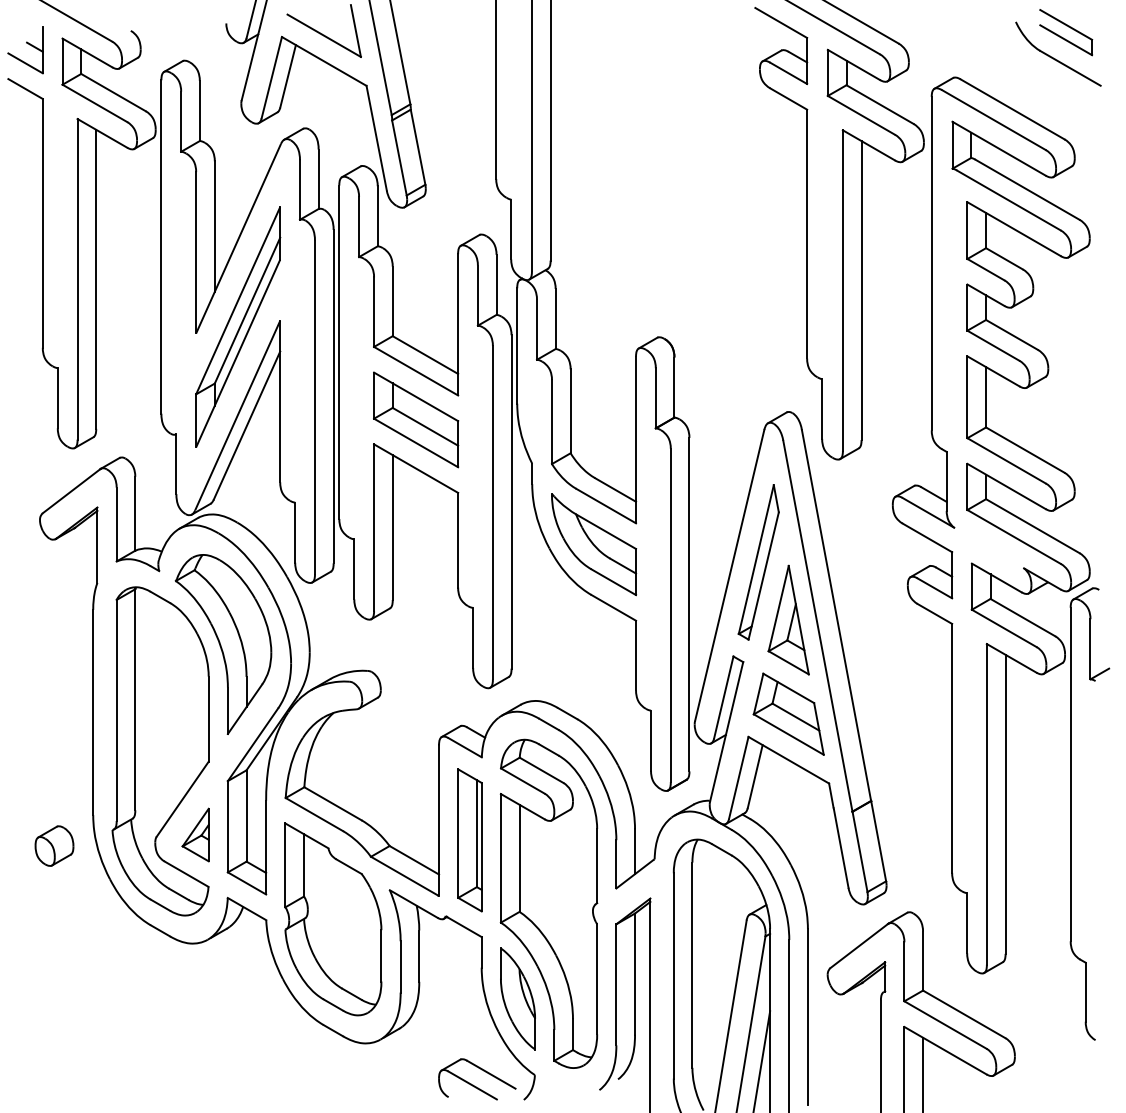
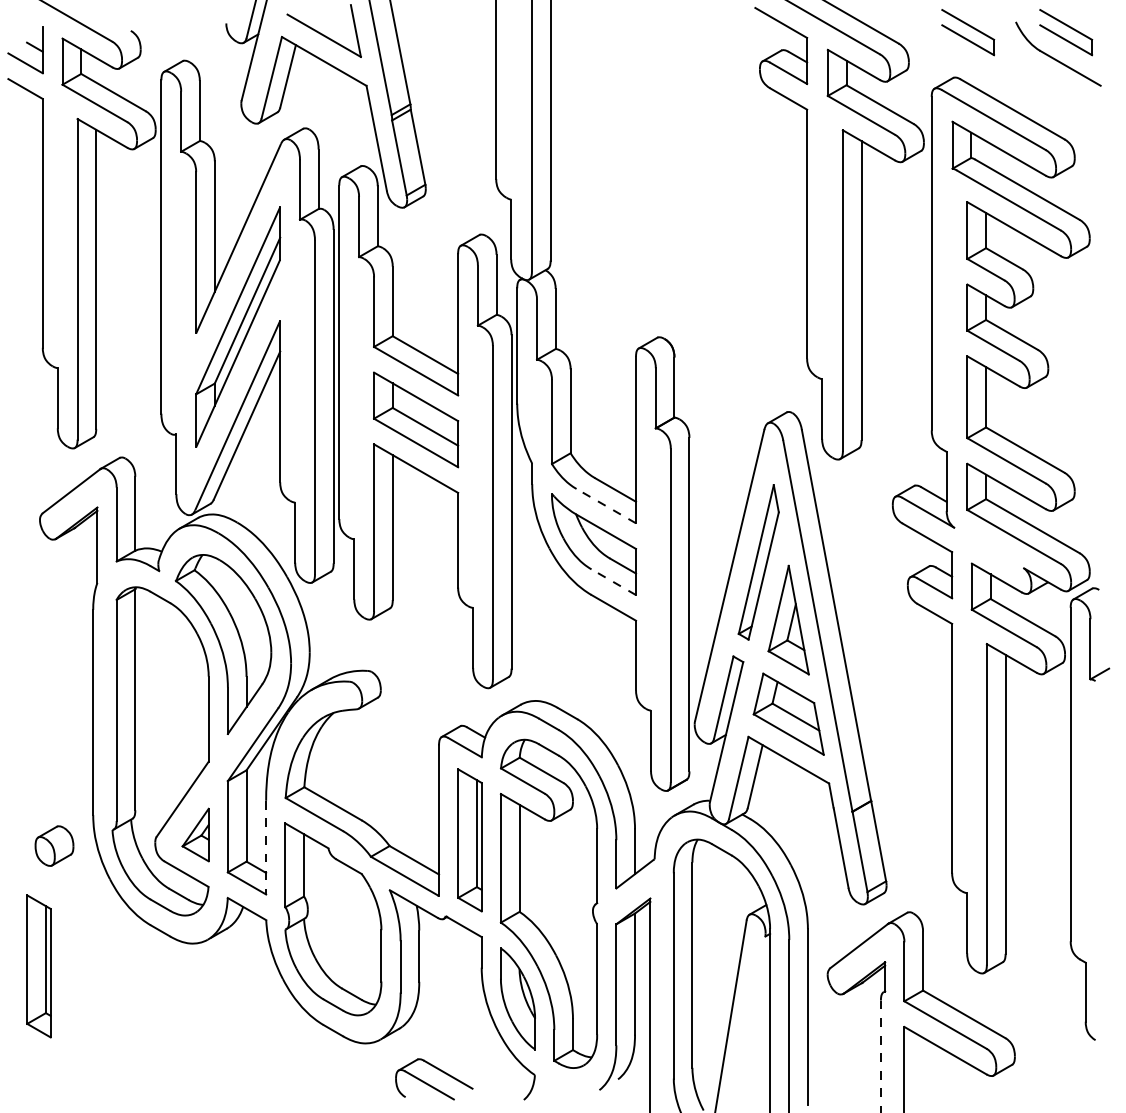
part: none -> present (968, 32)
line: solid -> dashed (605, 505)
line: solid -> dashed (613, 582)
line: solid -> dashed (266, 847)
part: none -> present (38, 966)
line: present -> none (751, 1022)
line: solid -> dashed (880, 1057)
line: present -> none (762, 1060)
line: present -> none (923, 1073)
part position: (473, 1084) -> (430, 1084) (430, 1084)
